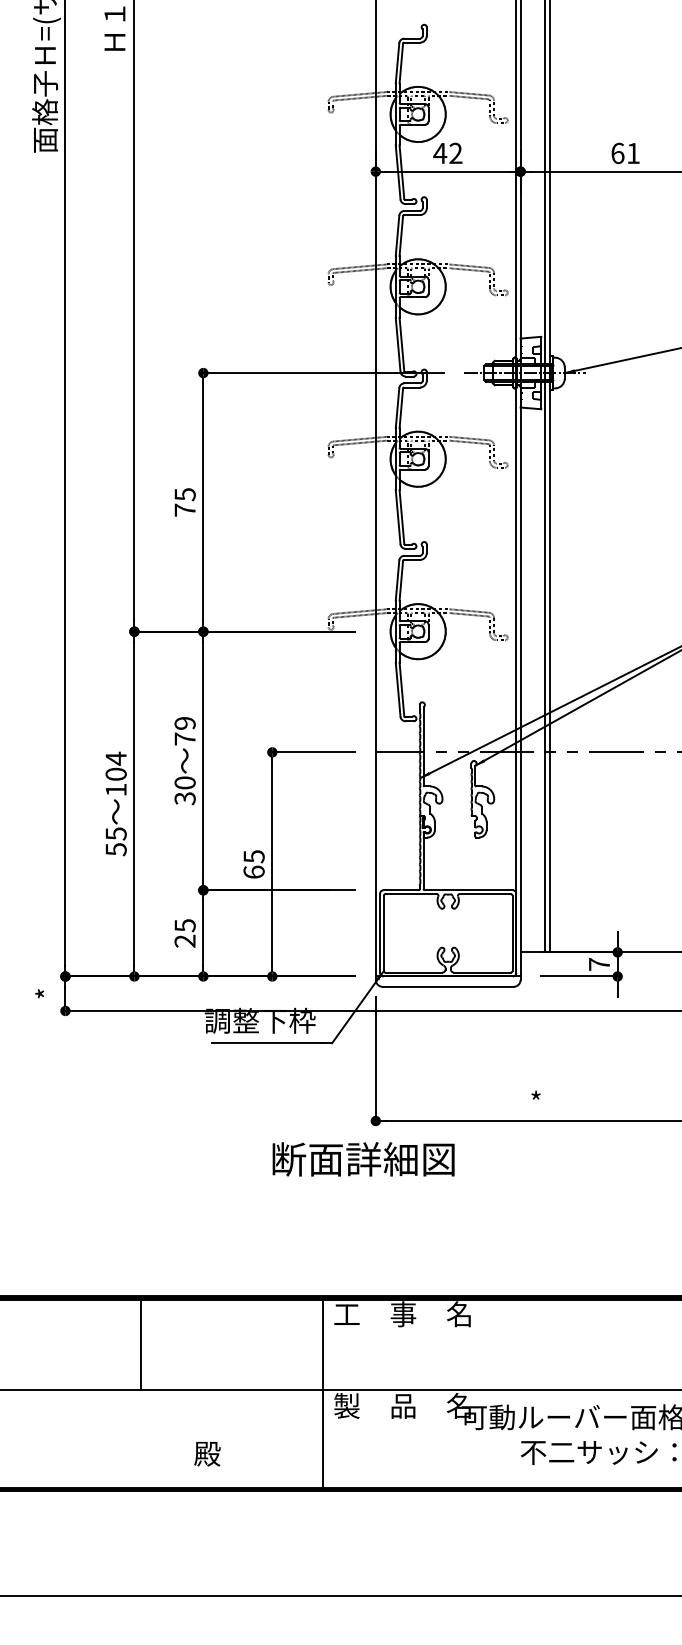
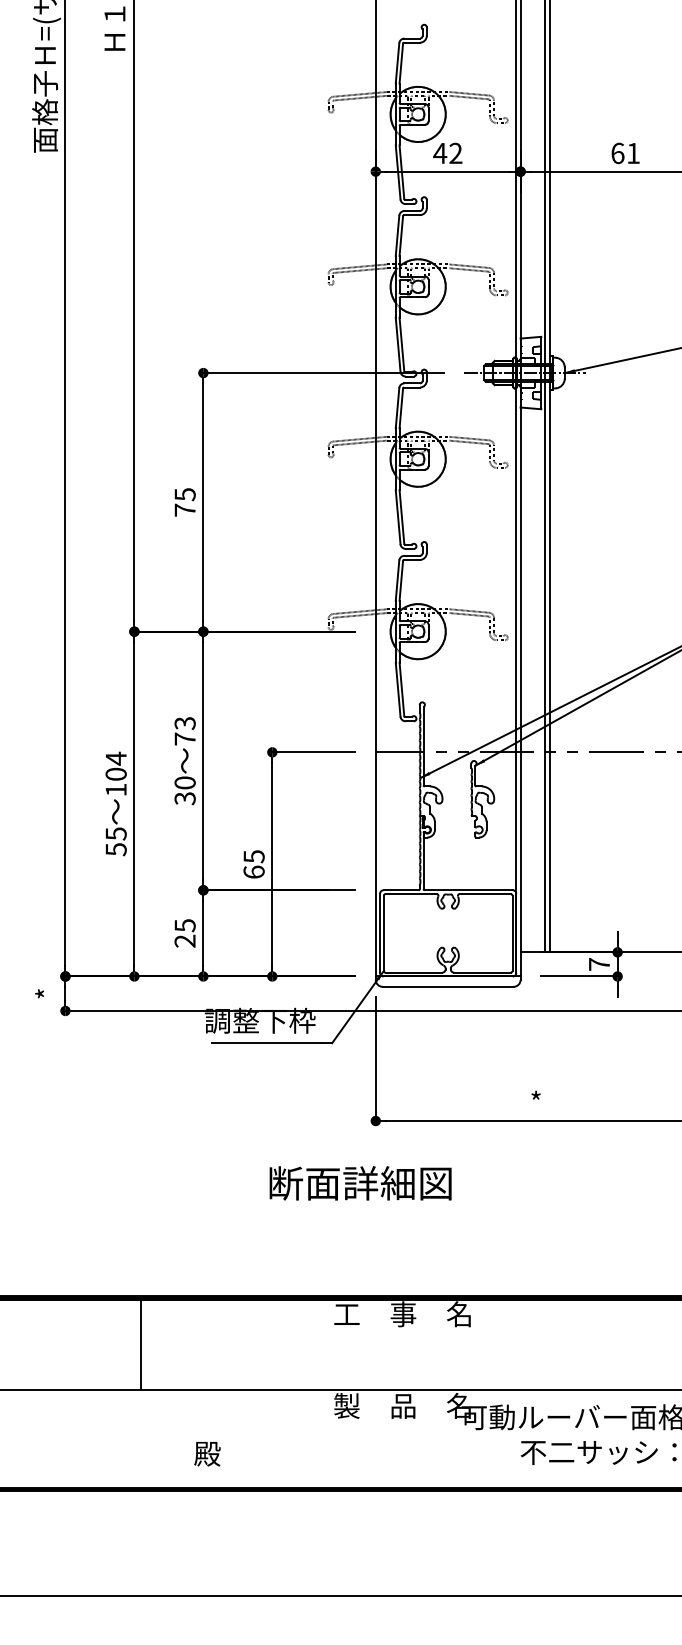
text: 79 -> 73 (184, 723)
text position: (363, 1159) -> (360, 1183) (360, 1183)
line: present -> none (322, 1393)
